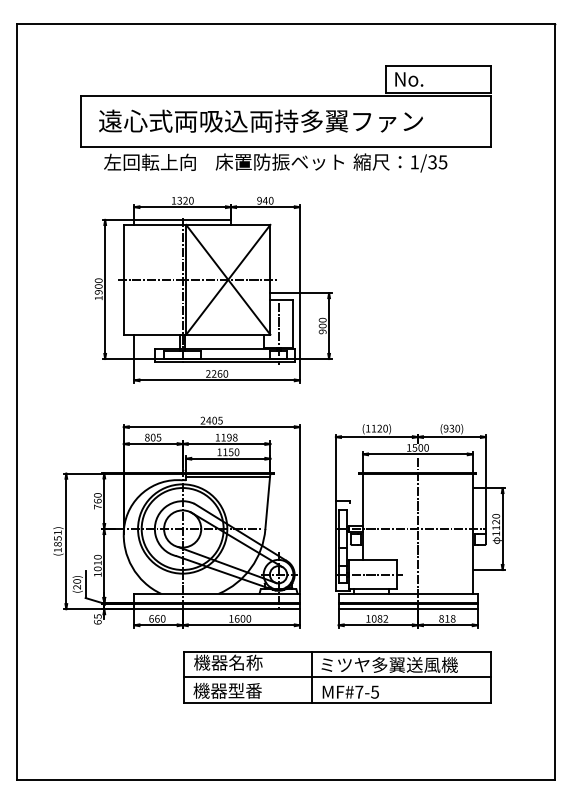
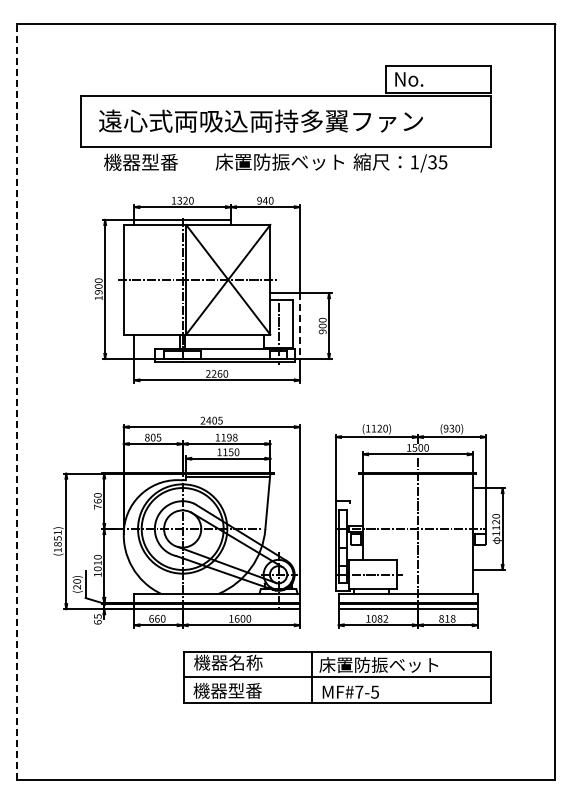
text: 左回転上向 -> 機器型番 (149, 161)
line: solid -> dashed (299, 326)
line: solid -> dashed (17, 402)
text: ミツヤ多翼送風機 -> 床置防振ベット (388, 664)
